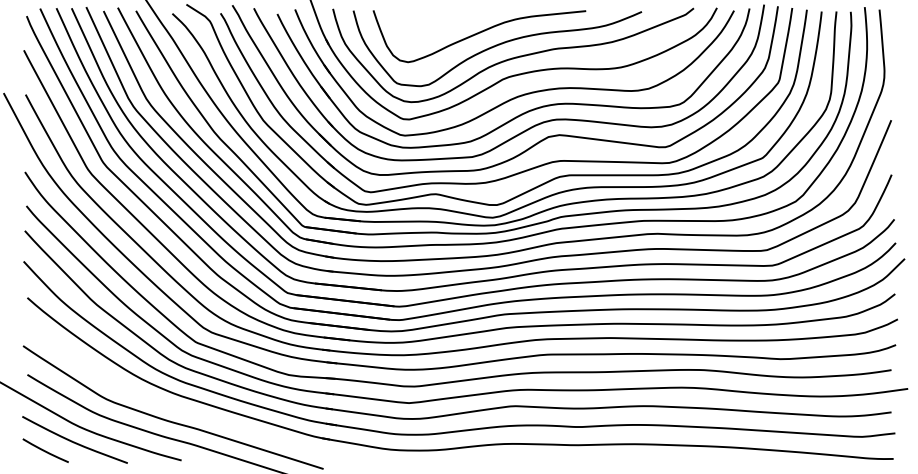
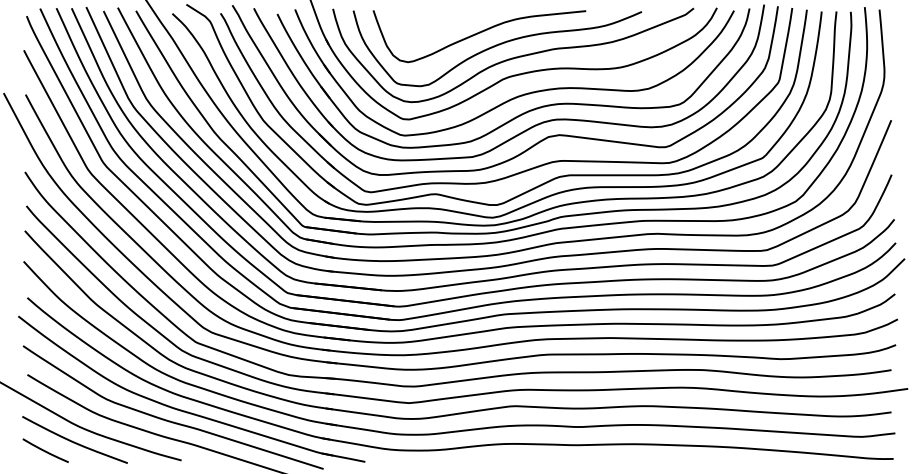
part: none -> present (185, 410)
